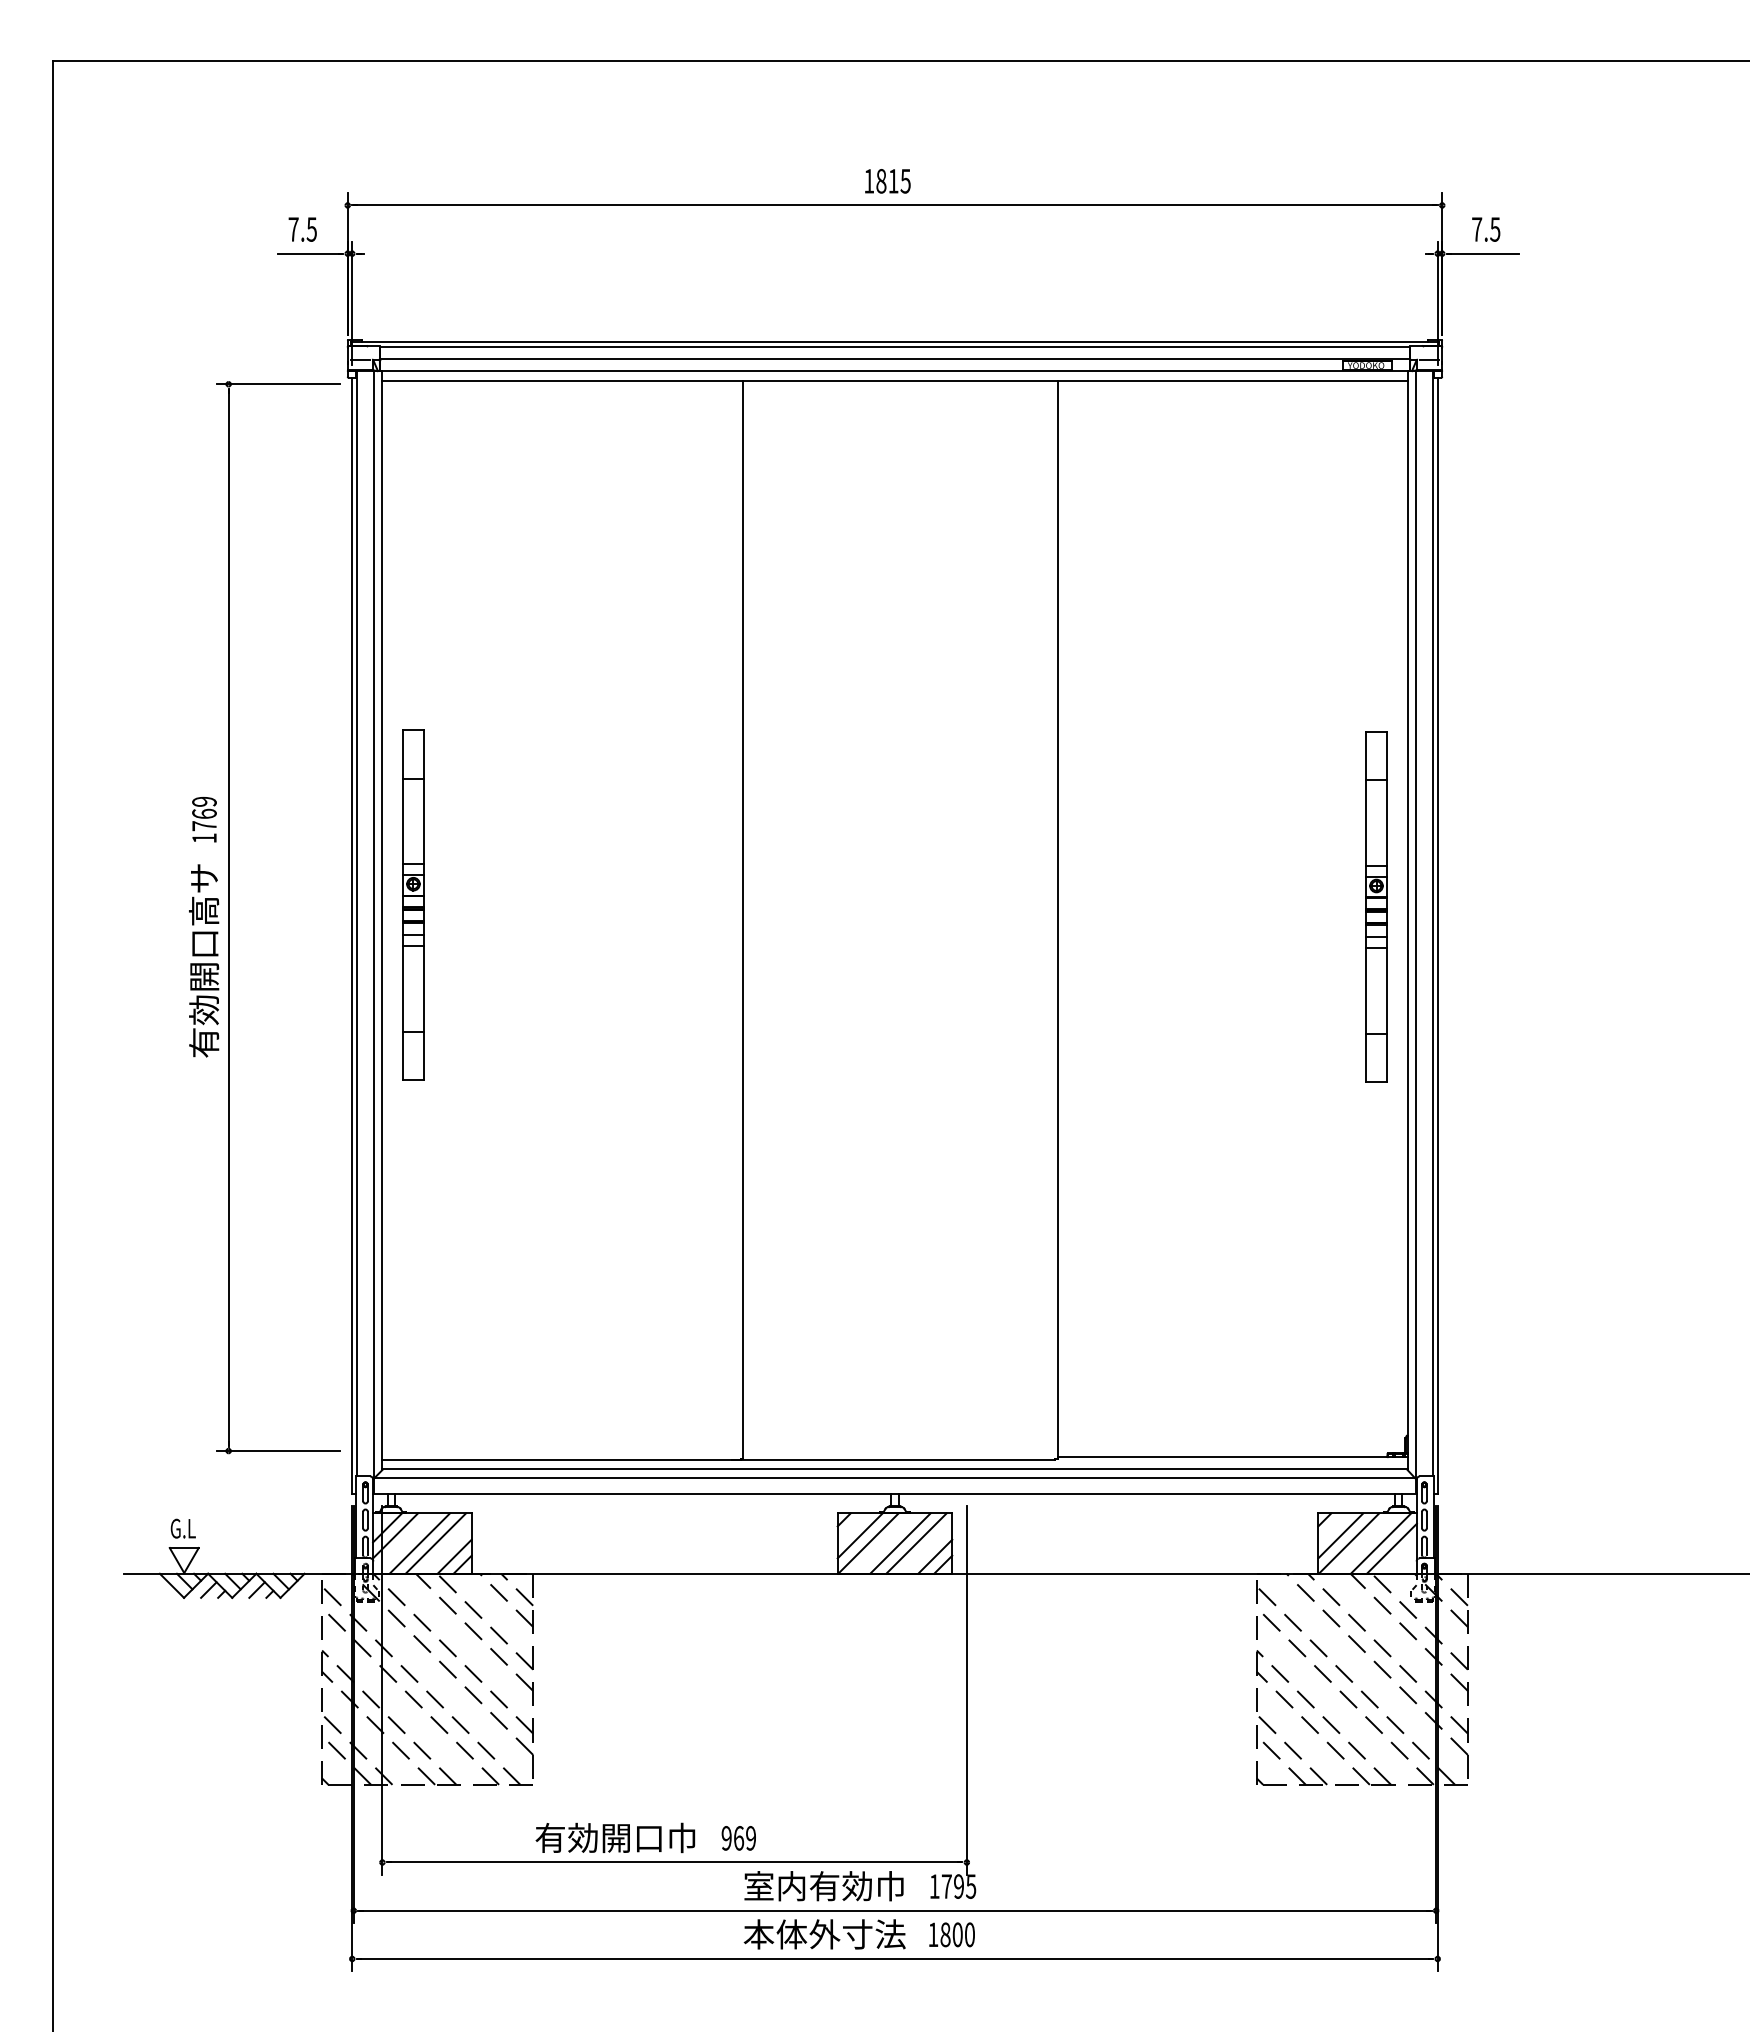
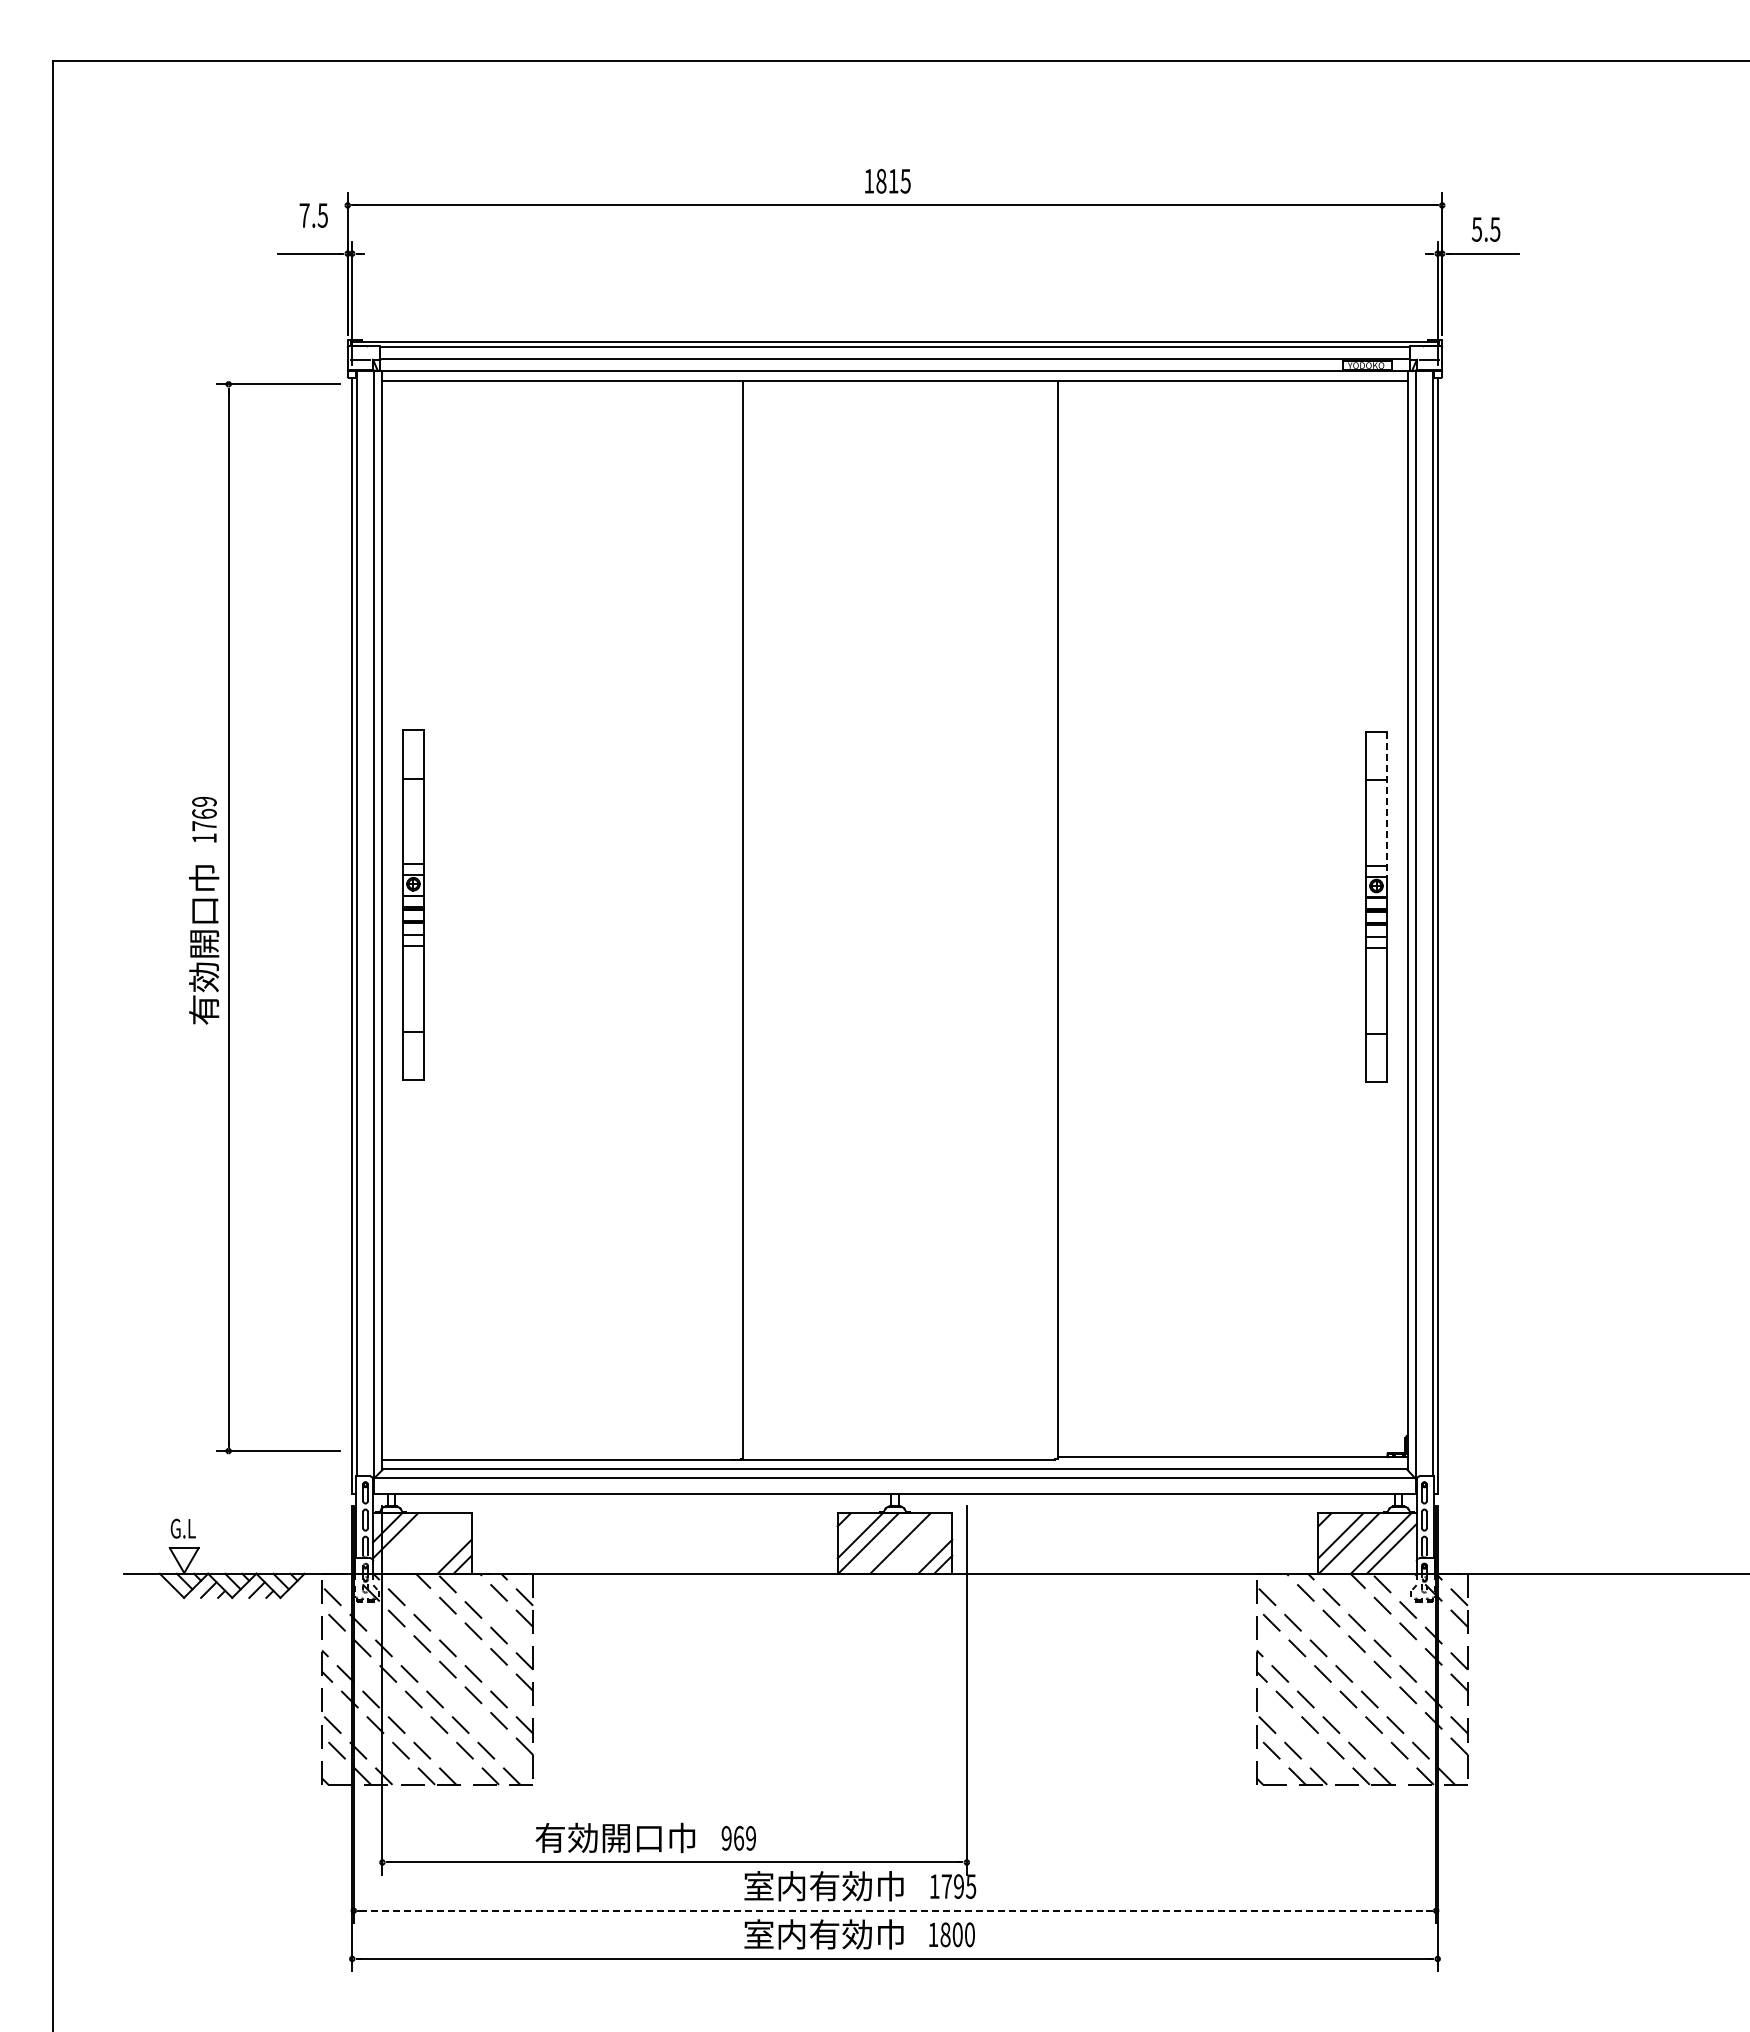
text position: (302, 229) -> (313, 215) (313, 215)
text: 7.5 -> 5.5 (1476, 229)
line: solid -> dashed (1387, 805)
text: 有効開口高サ -> 有効開口巾 (204, 960)
line: present -> none (419, 1543)
line: present -> none (435, 1543)
line: present -> none (916, 1543)
line: solid -> dashed (895, 1910)
text: 本体外寸法 -> 室内有効巾 (824, 1934)
